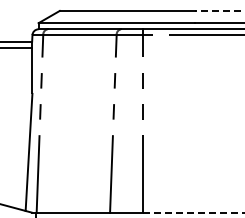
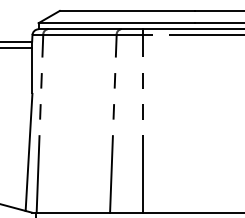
line: dashed -> solid (219, 10)
line: dashed -> solid (193, 212)
